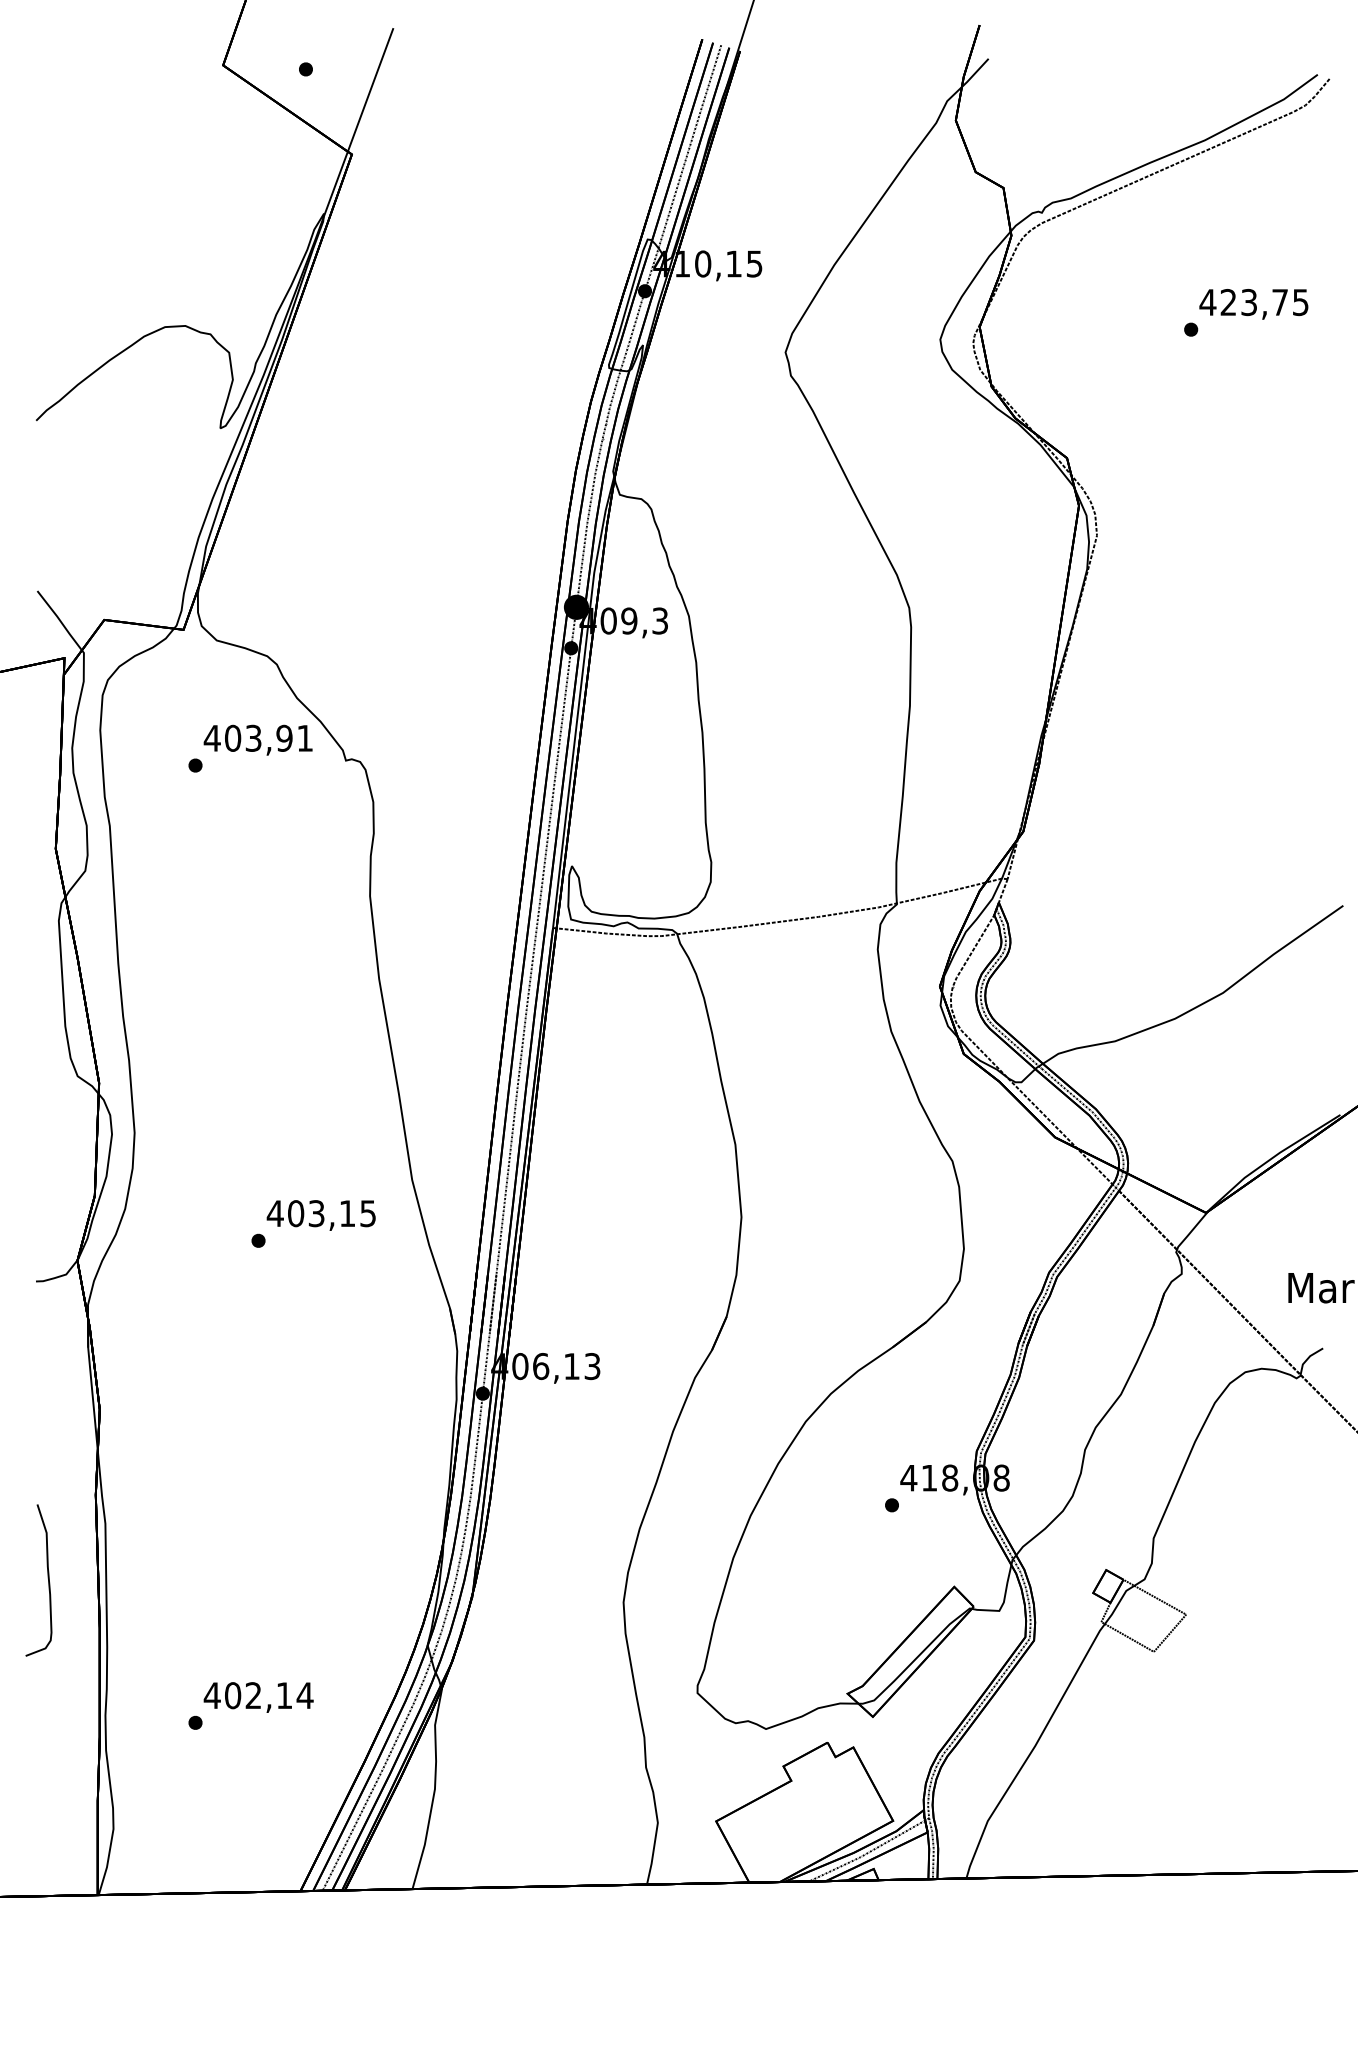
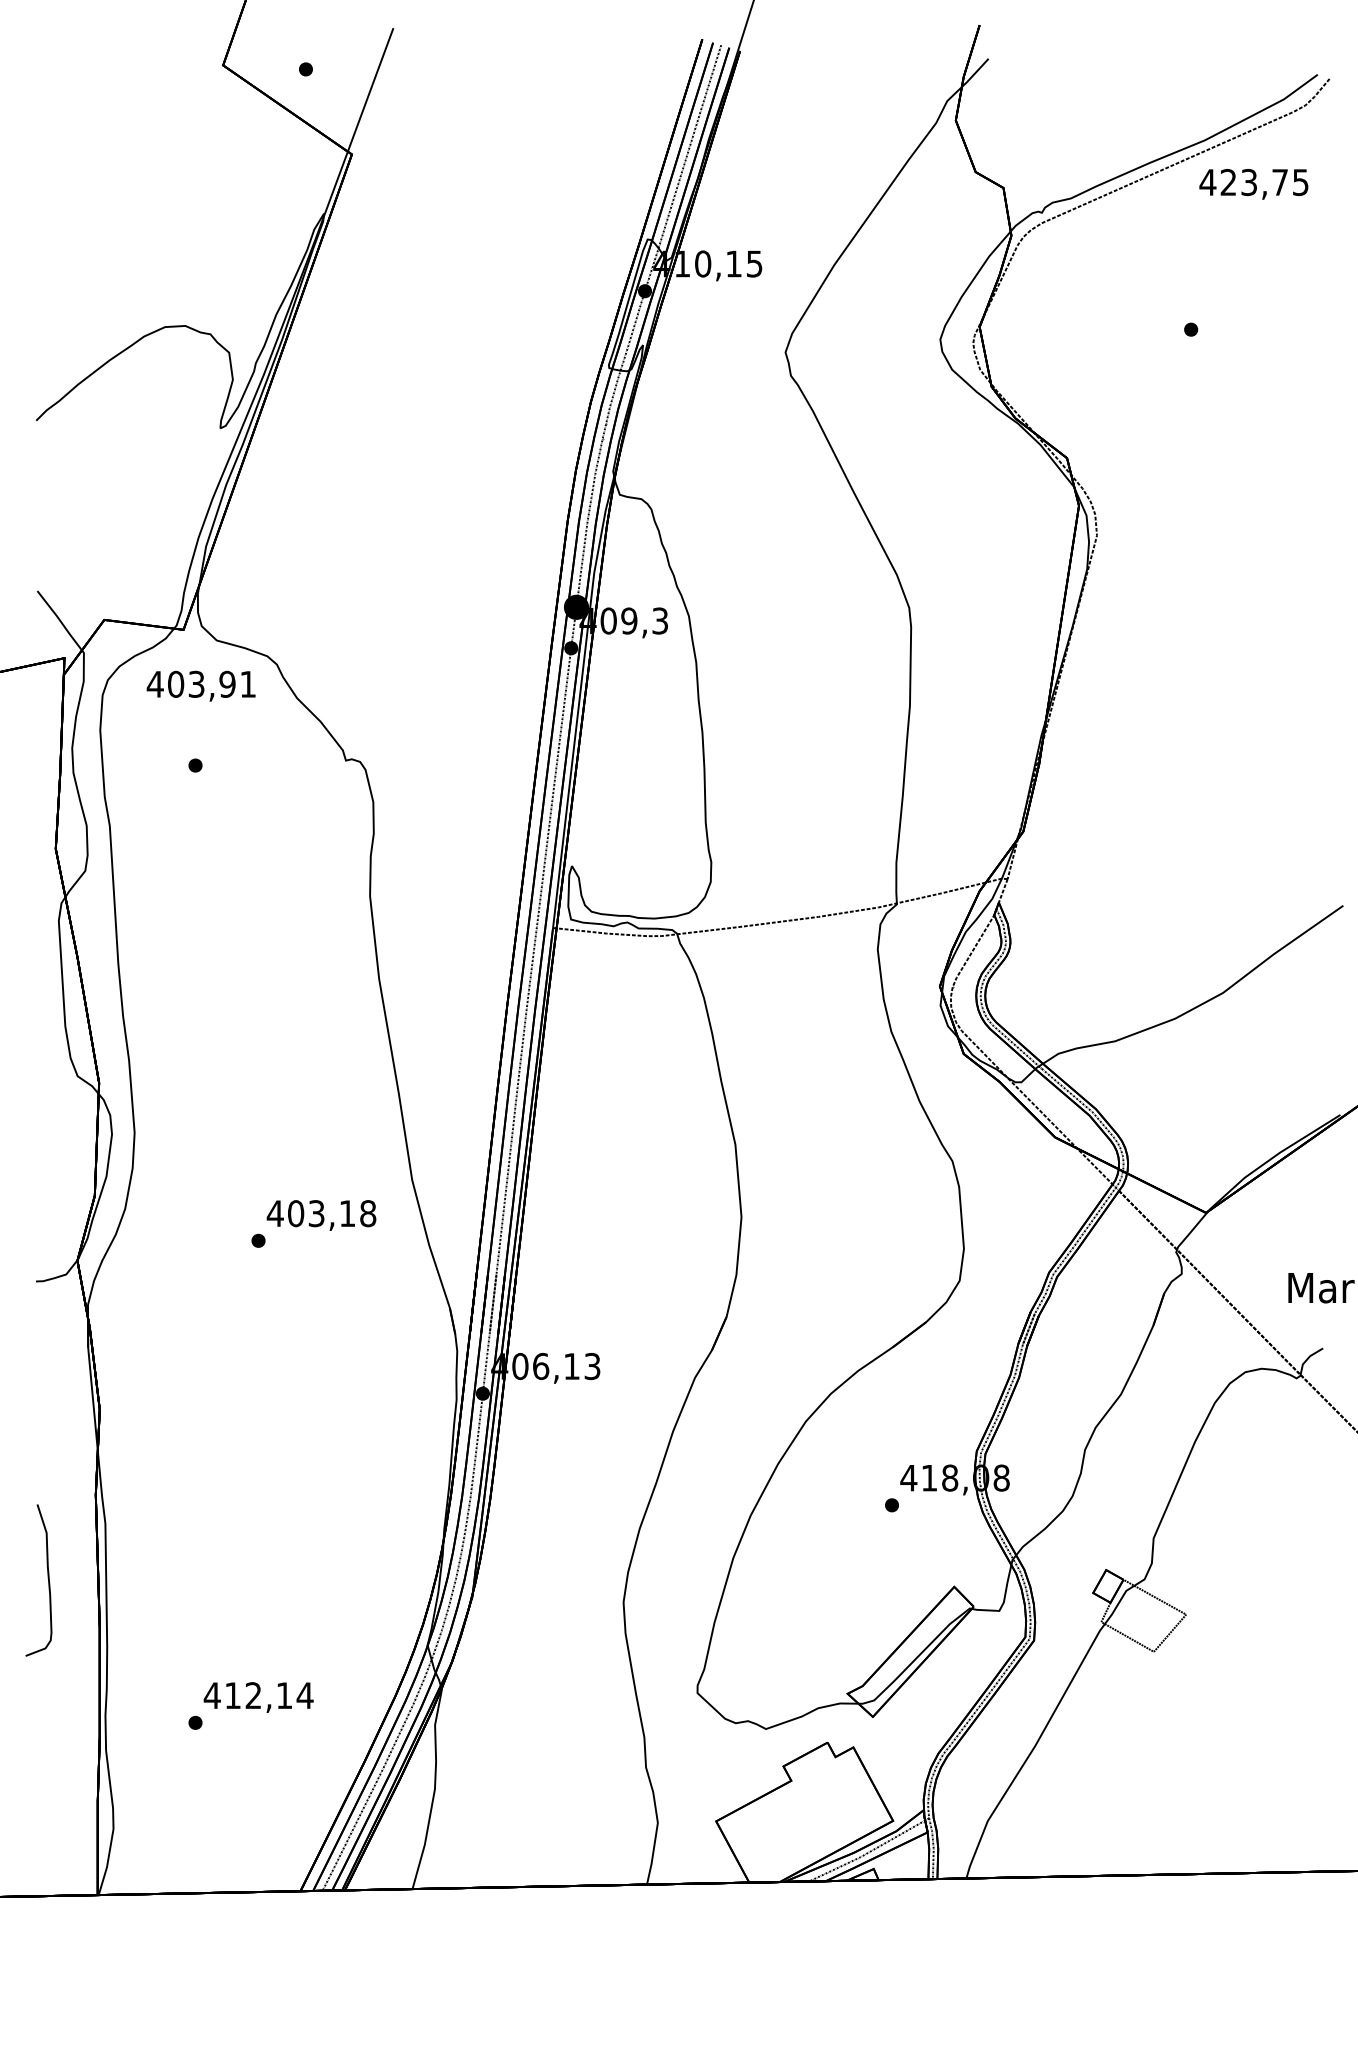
text position: (1253, 304) -> (1253, 184) (1253, 184)
text position: (257, 739) -> (200, 685) (200, 685)
text: 403,15 -> 403,18 (368, 1213)
text: 402,14 -> 412,14 (233, 1695)
